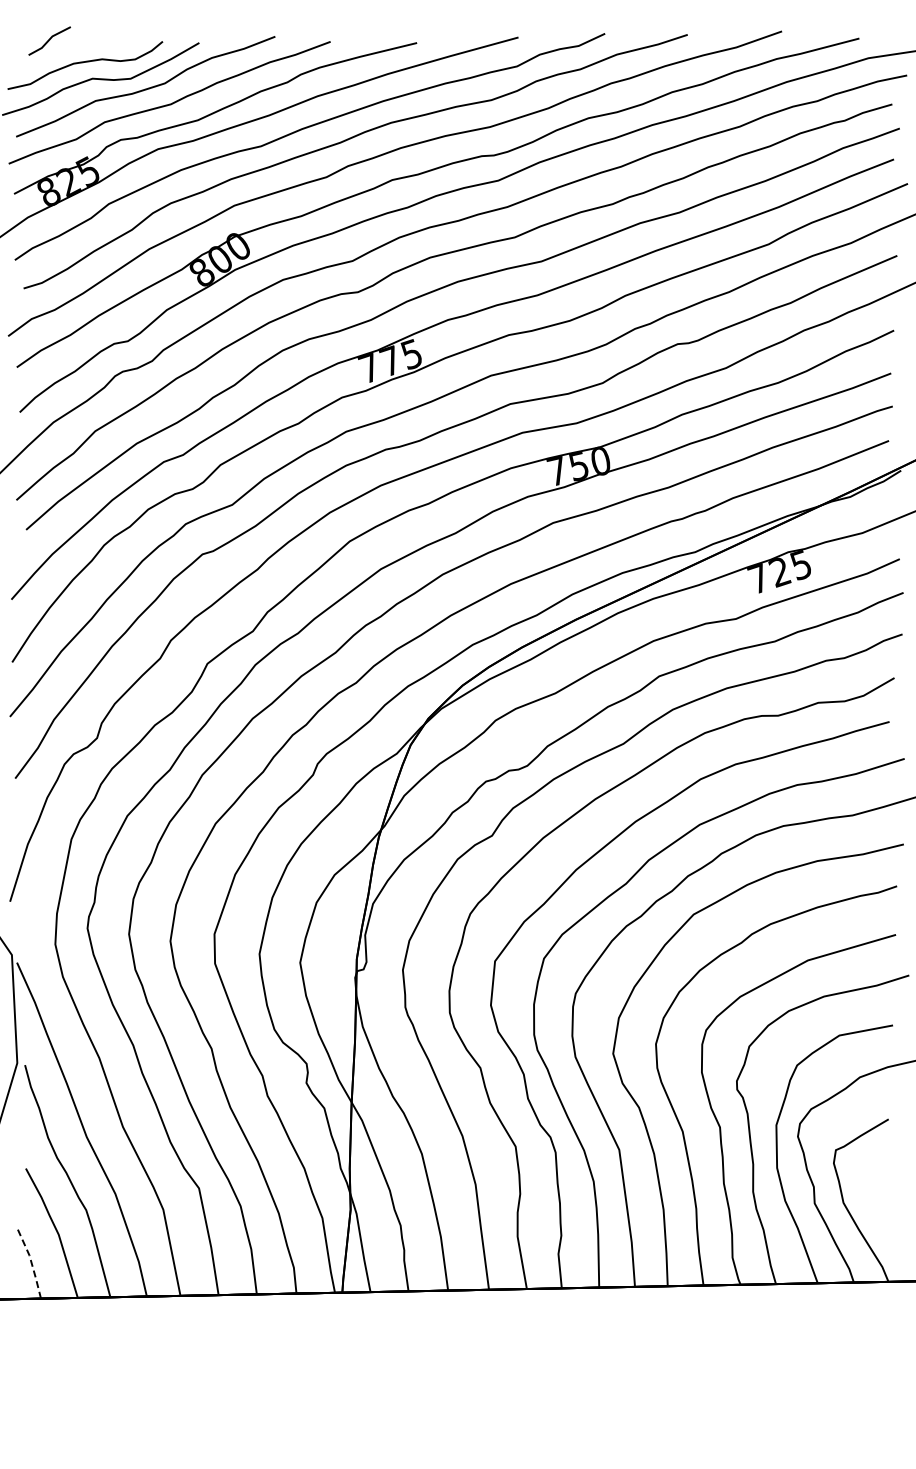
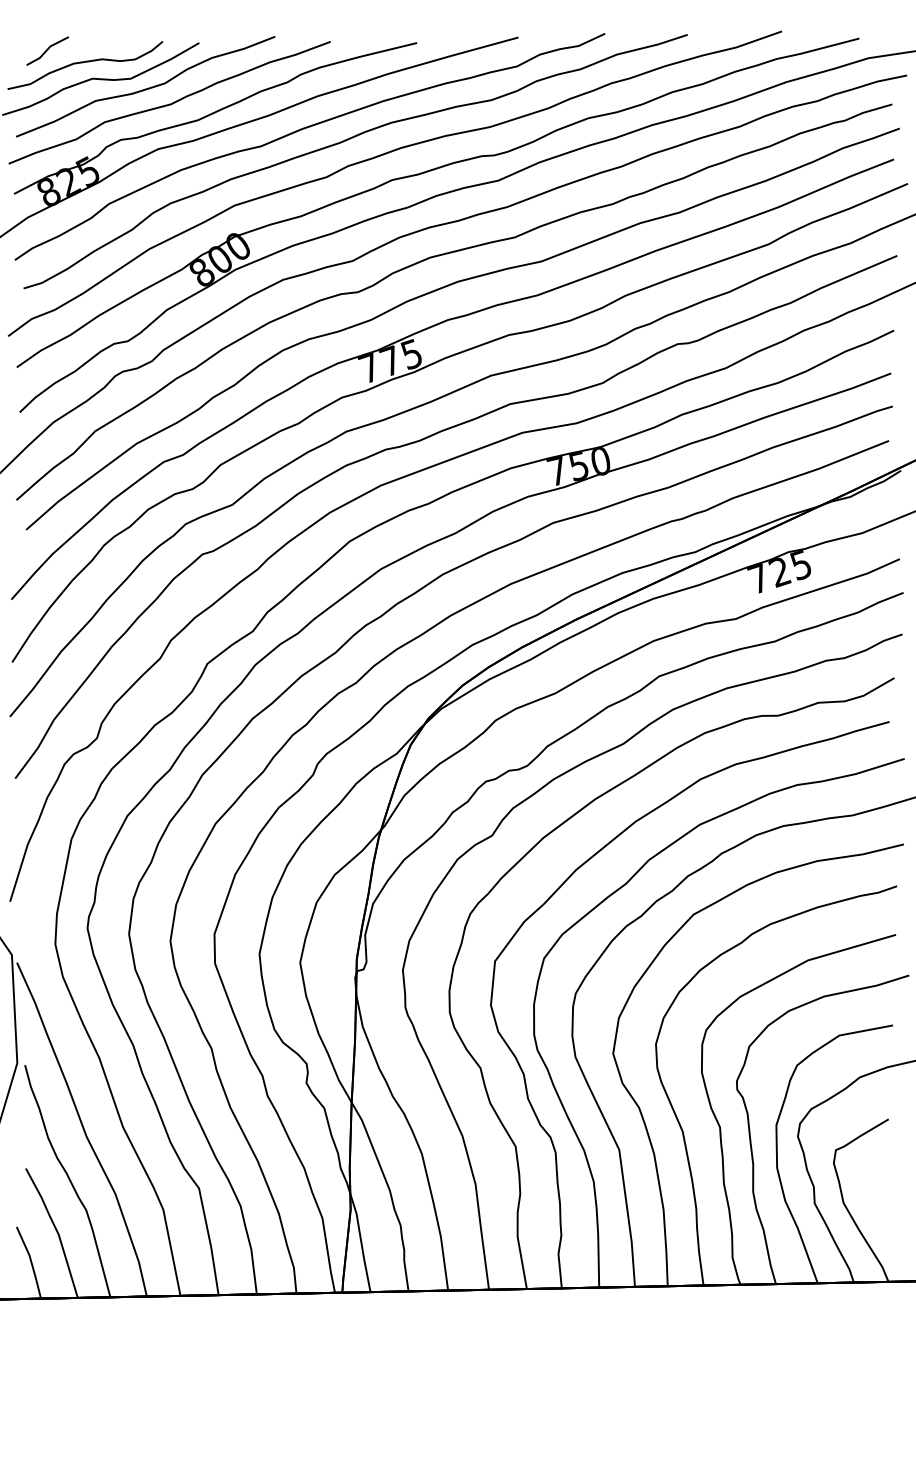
line position: (49, 40) -> (47, 50) (47, 50)
line: dashed -> solid (31, 1261)
